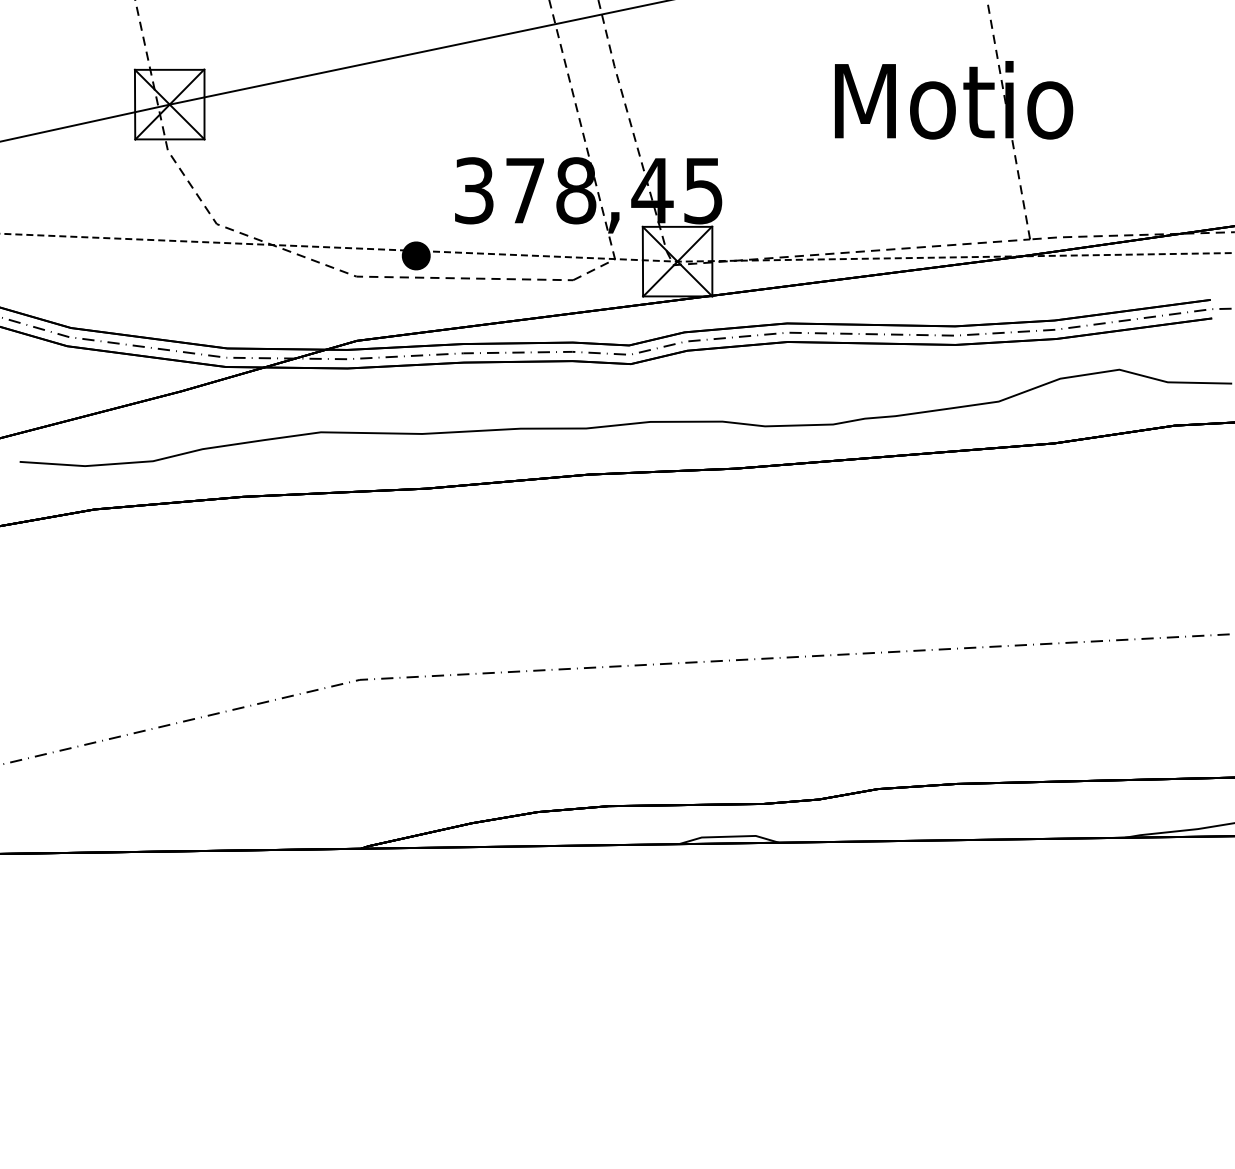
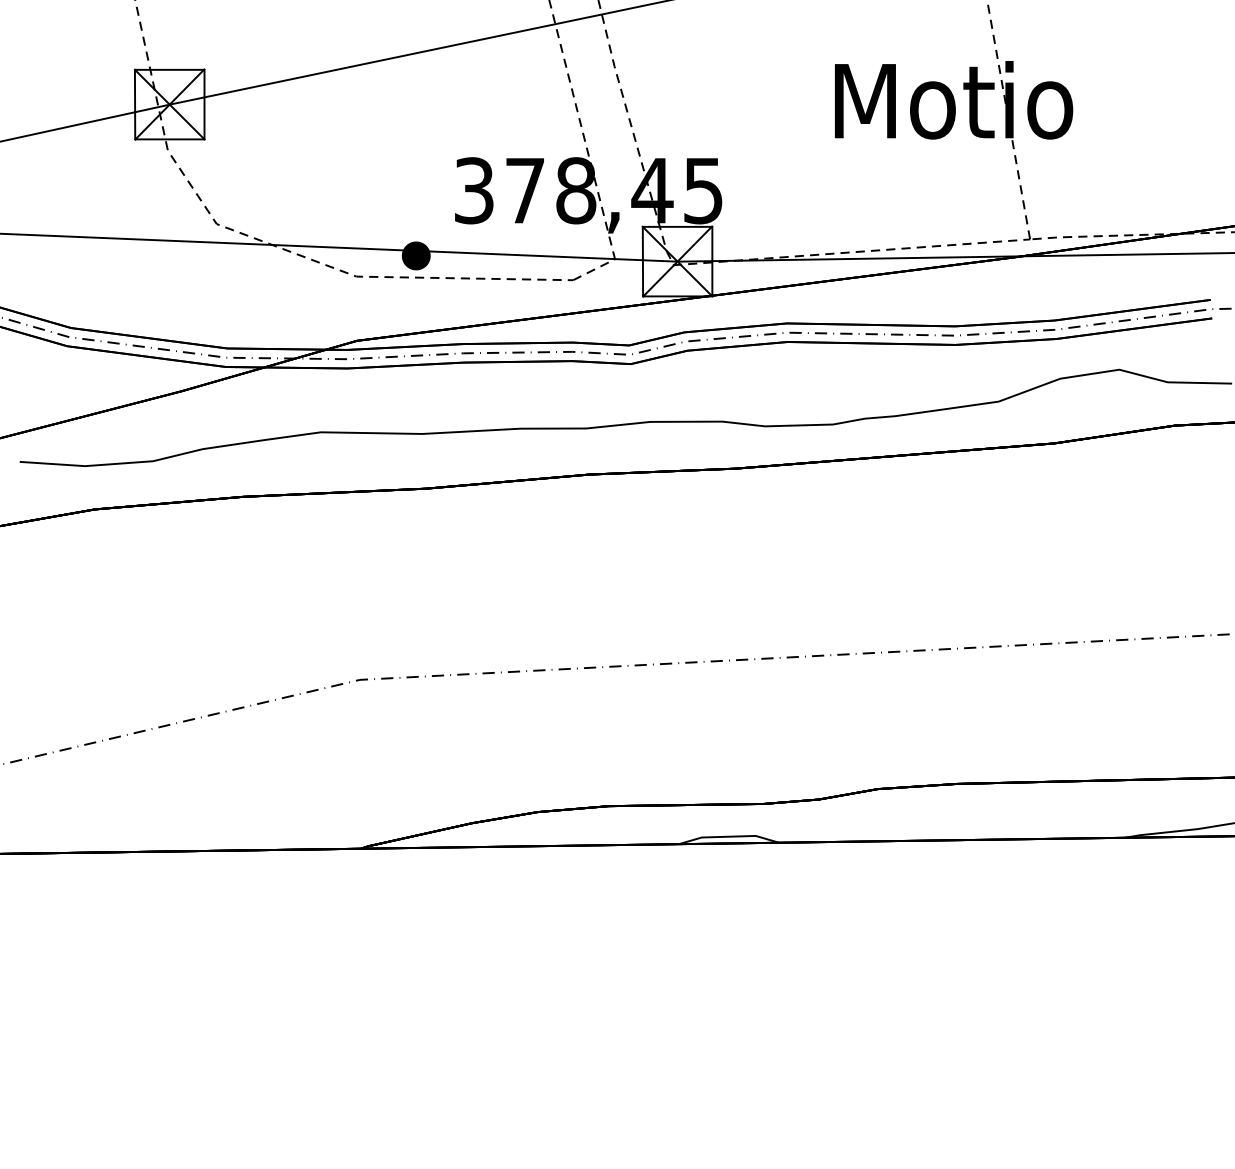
line: dashed -> solid (617, 259)
